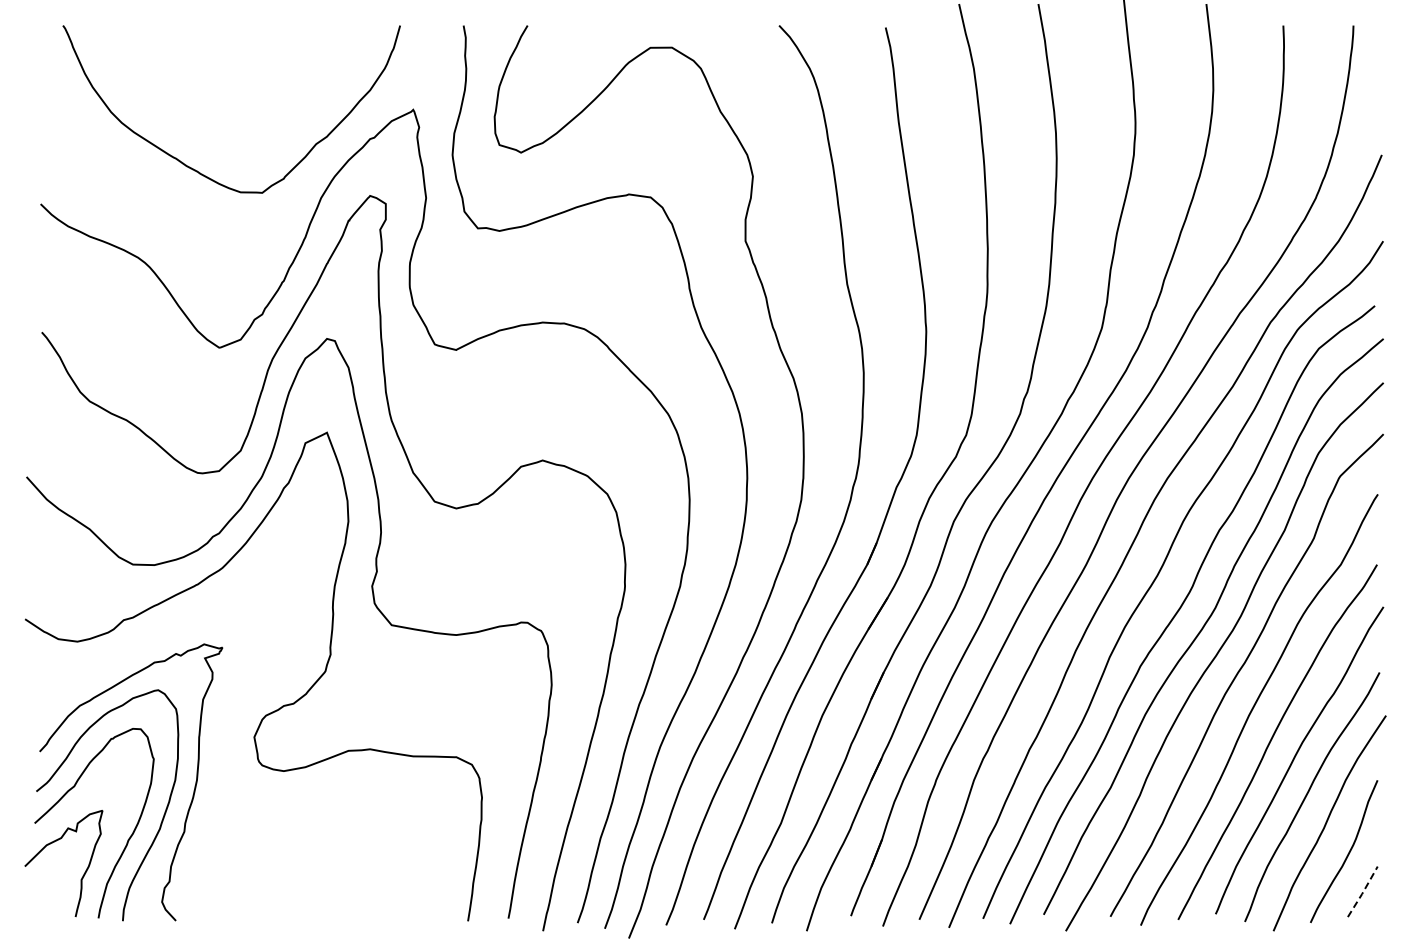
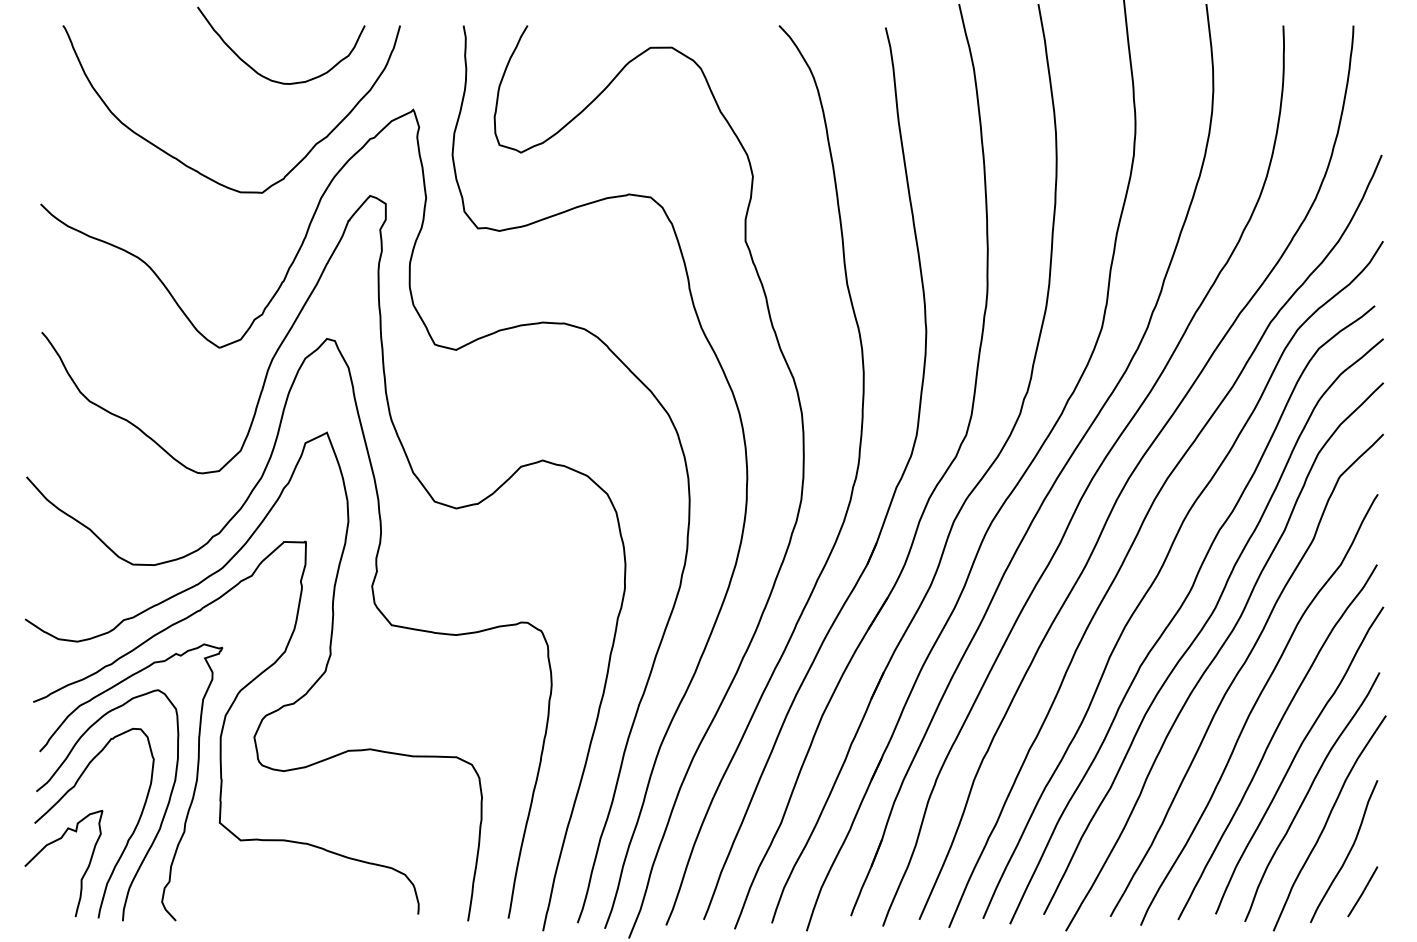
curve: none -> present (265, 76)
curve: none -> present (224, 726)
line: dashed -> solid (1363, 892)
